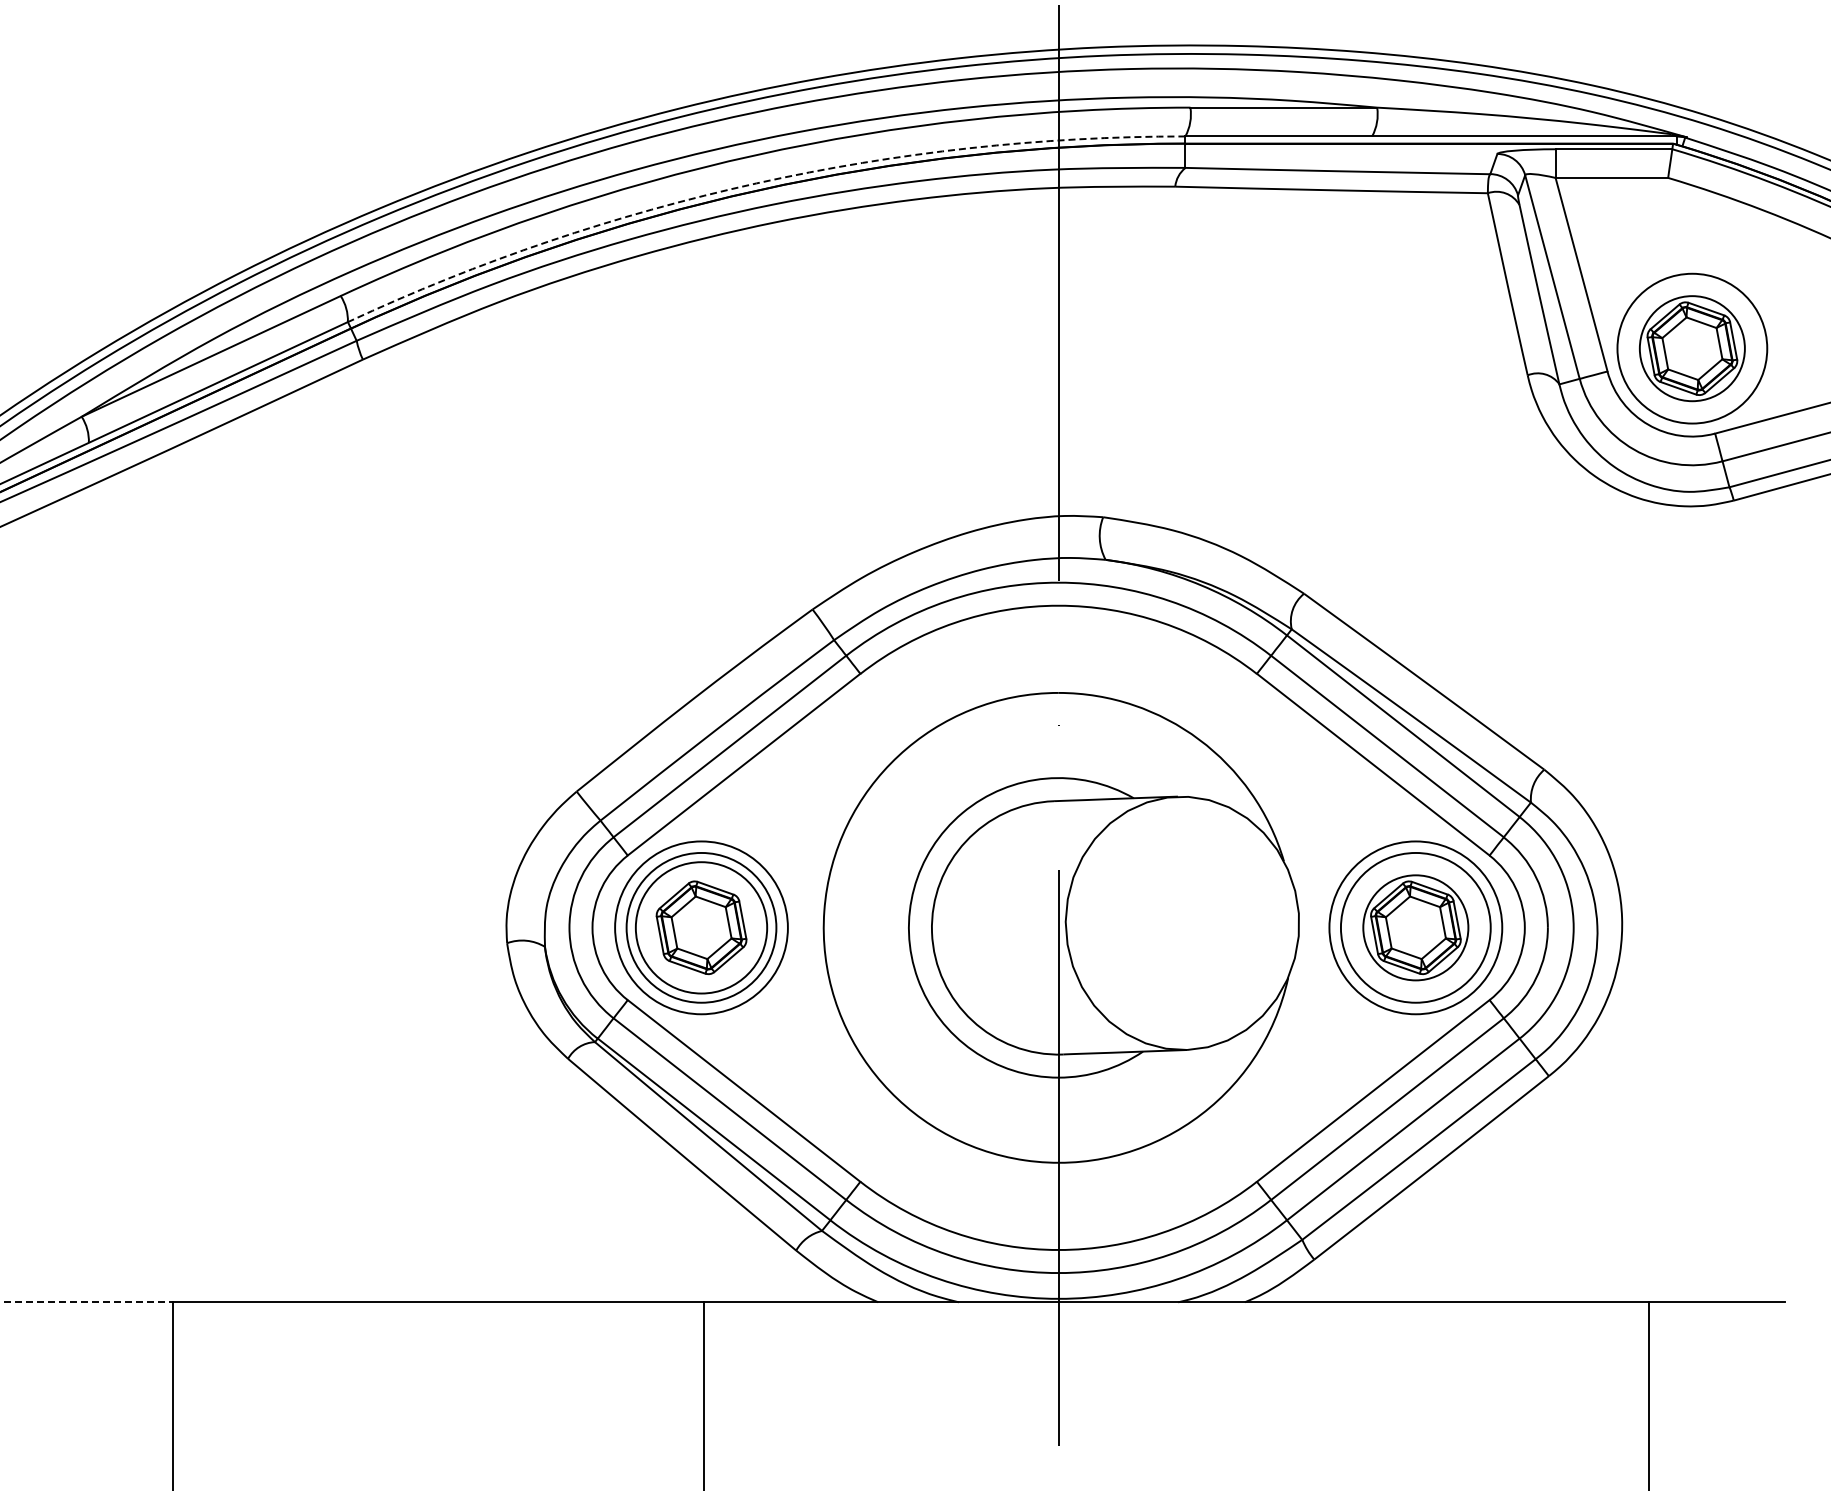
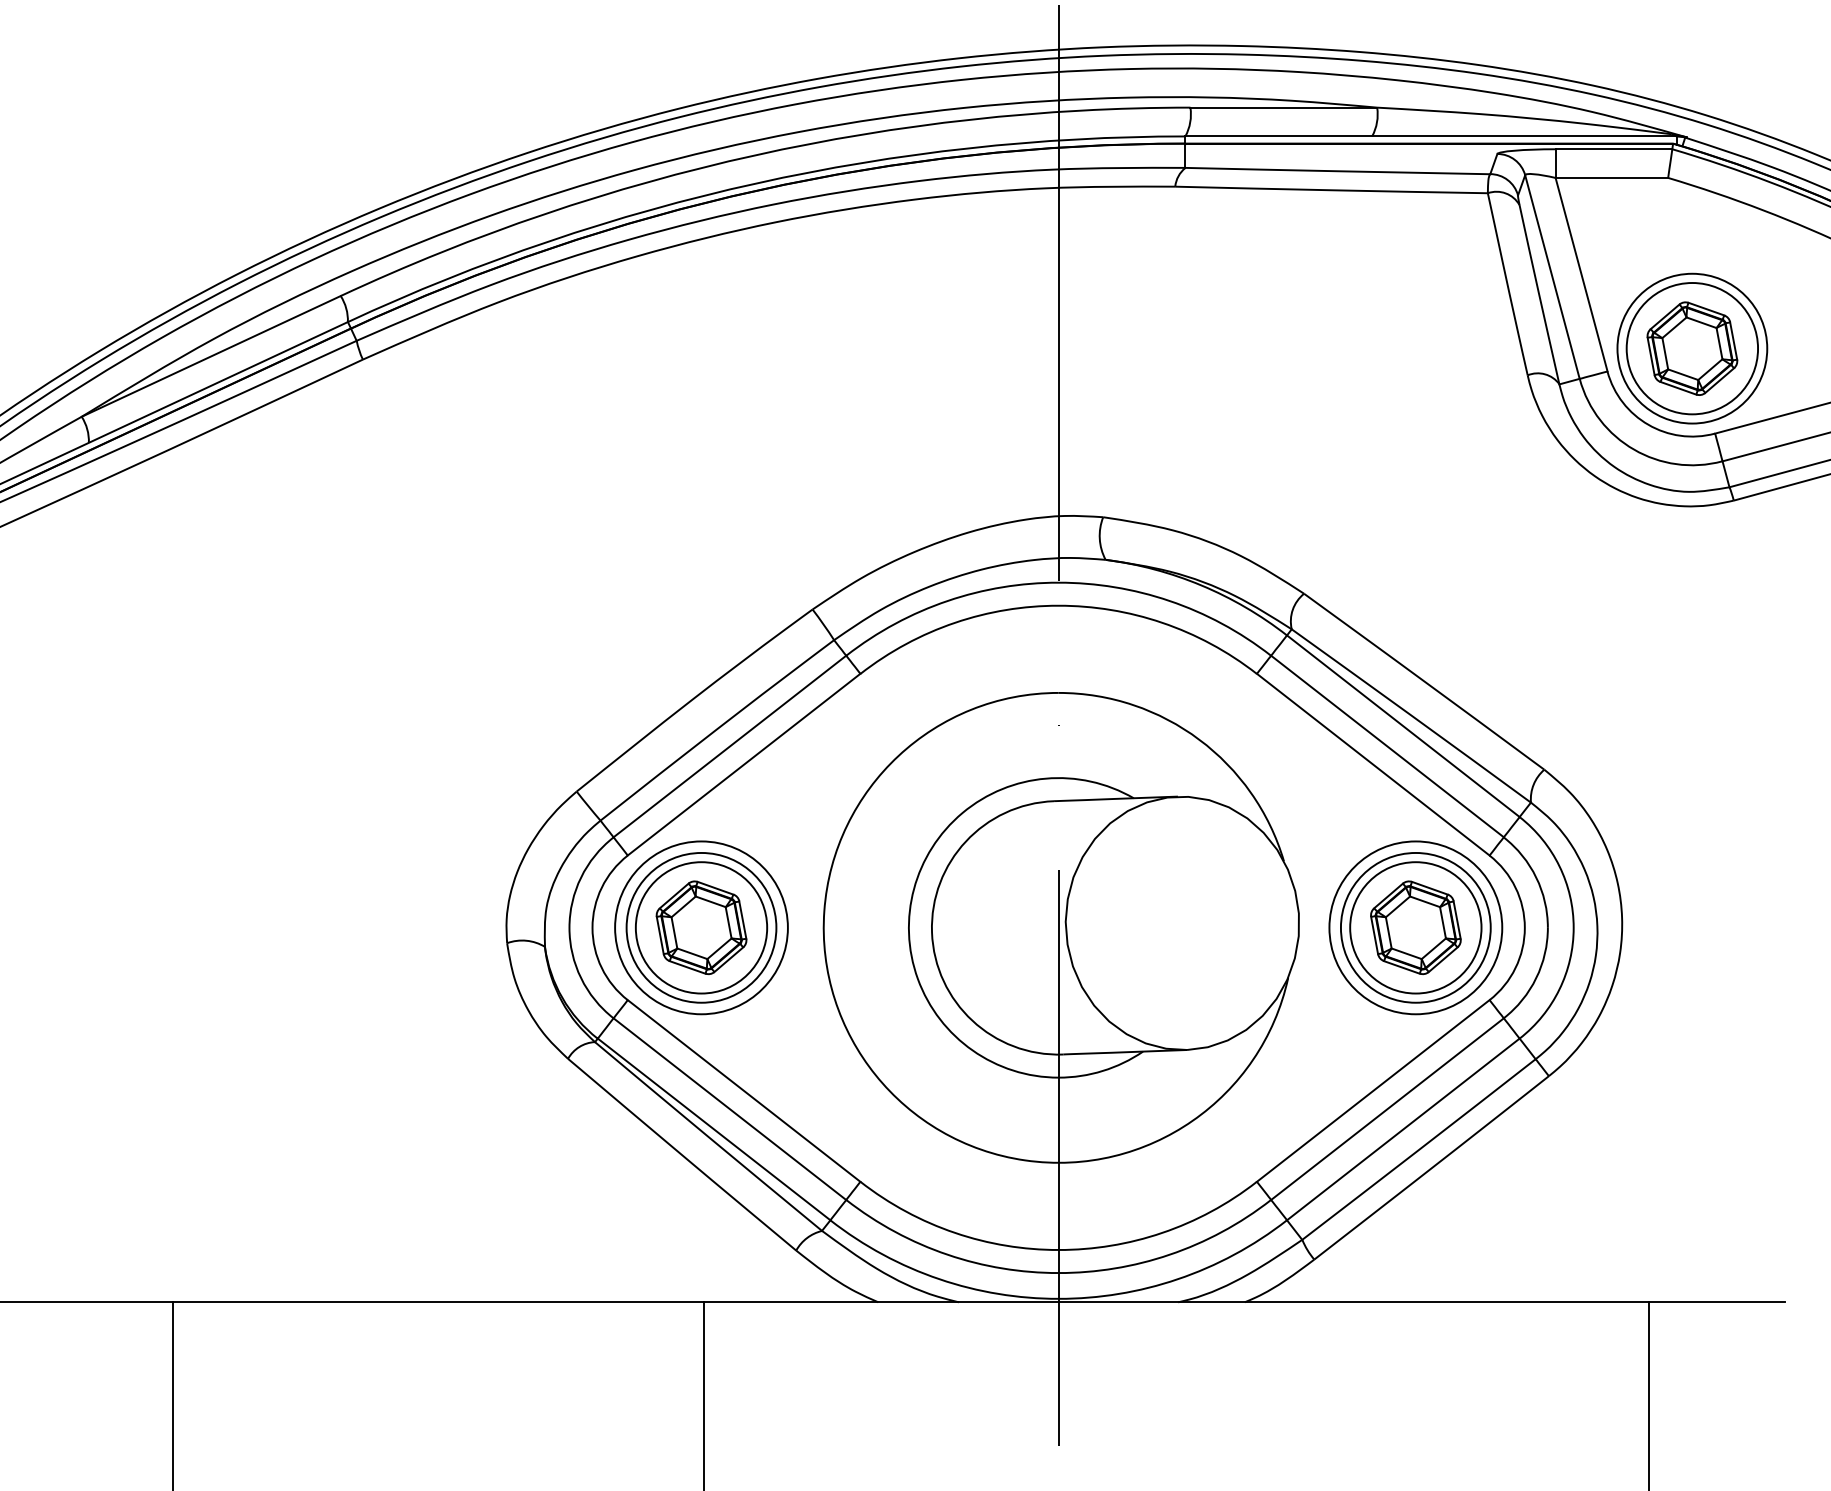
arc: dashed -> solid (756, 183)
circle diameter: 105 px -> 131 px (1692, 348)
circle diameter: 105 px -> 131 px (1415, 927)
line: dashed -> solid (87, 1302)
